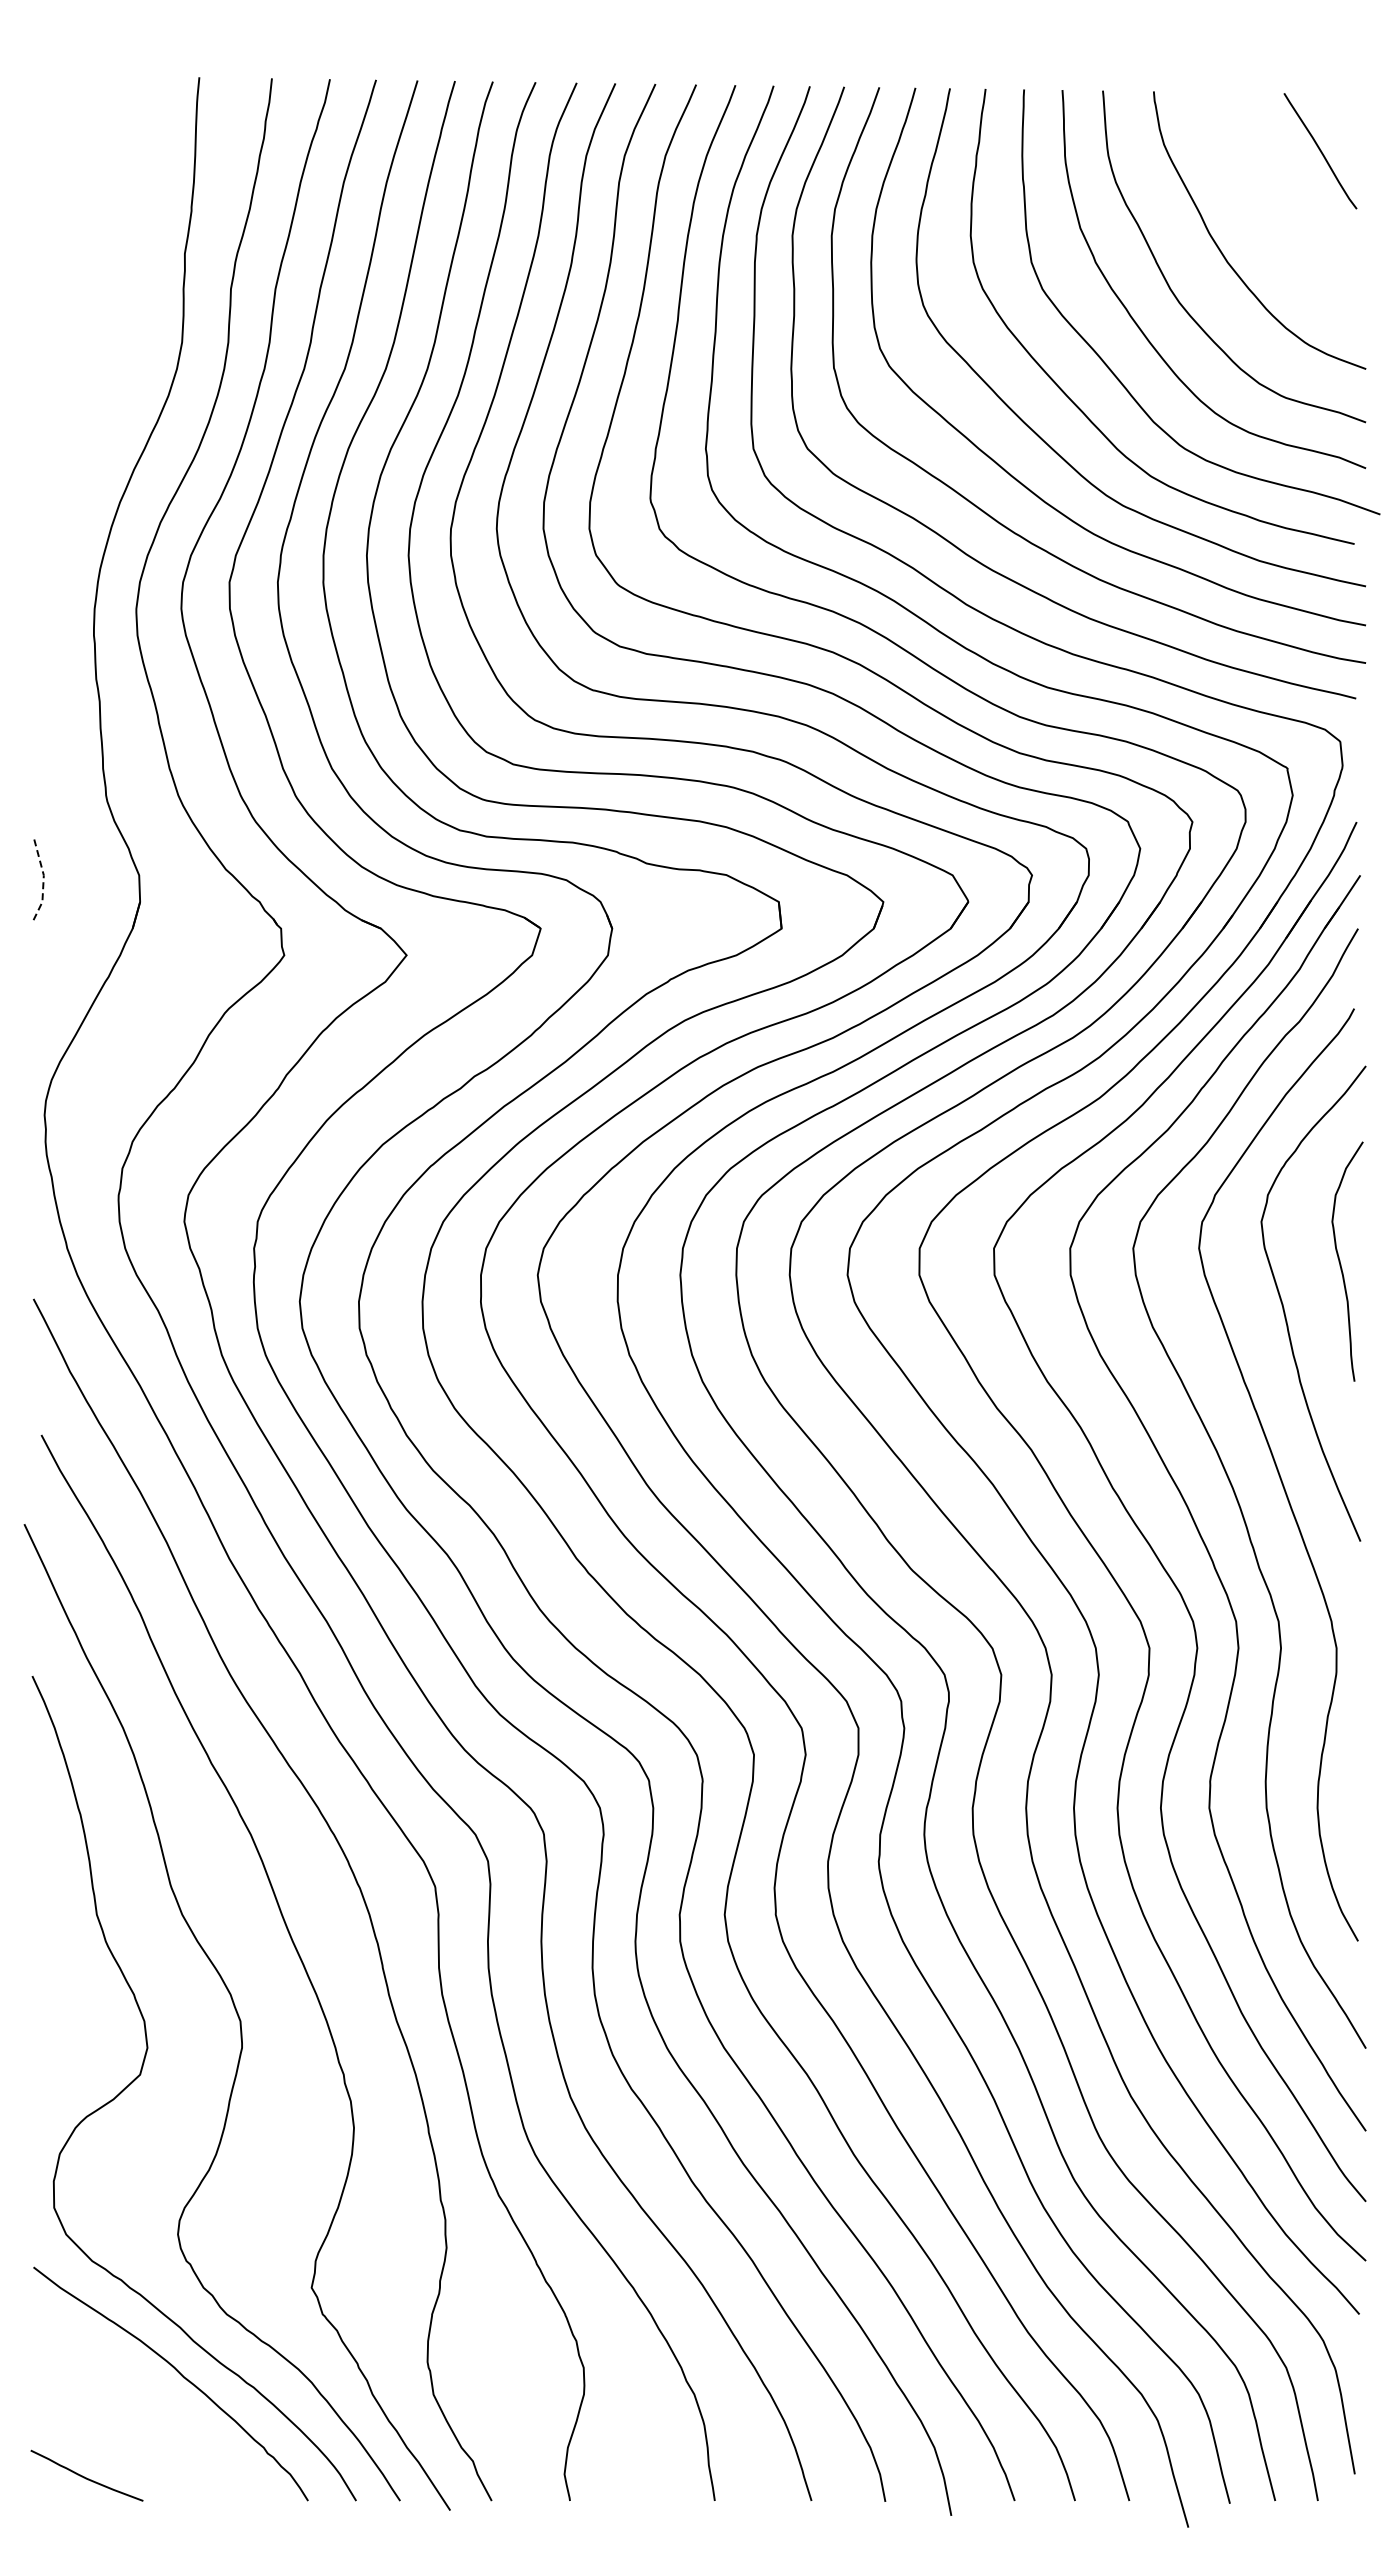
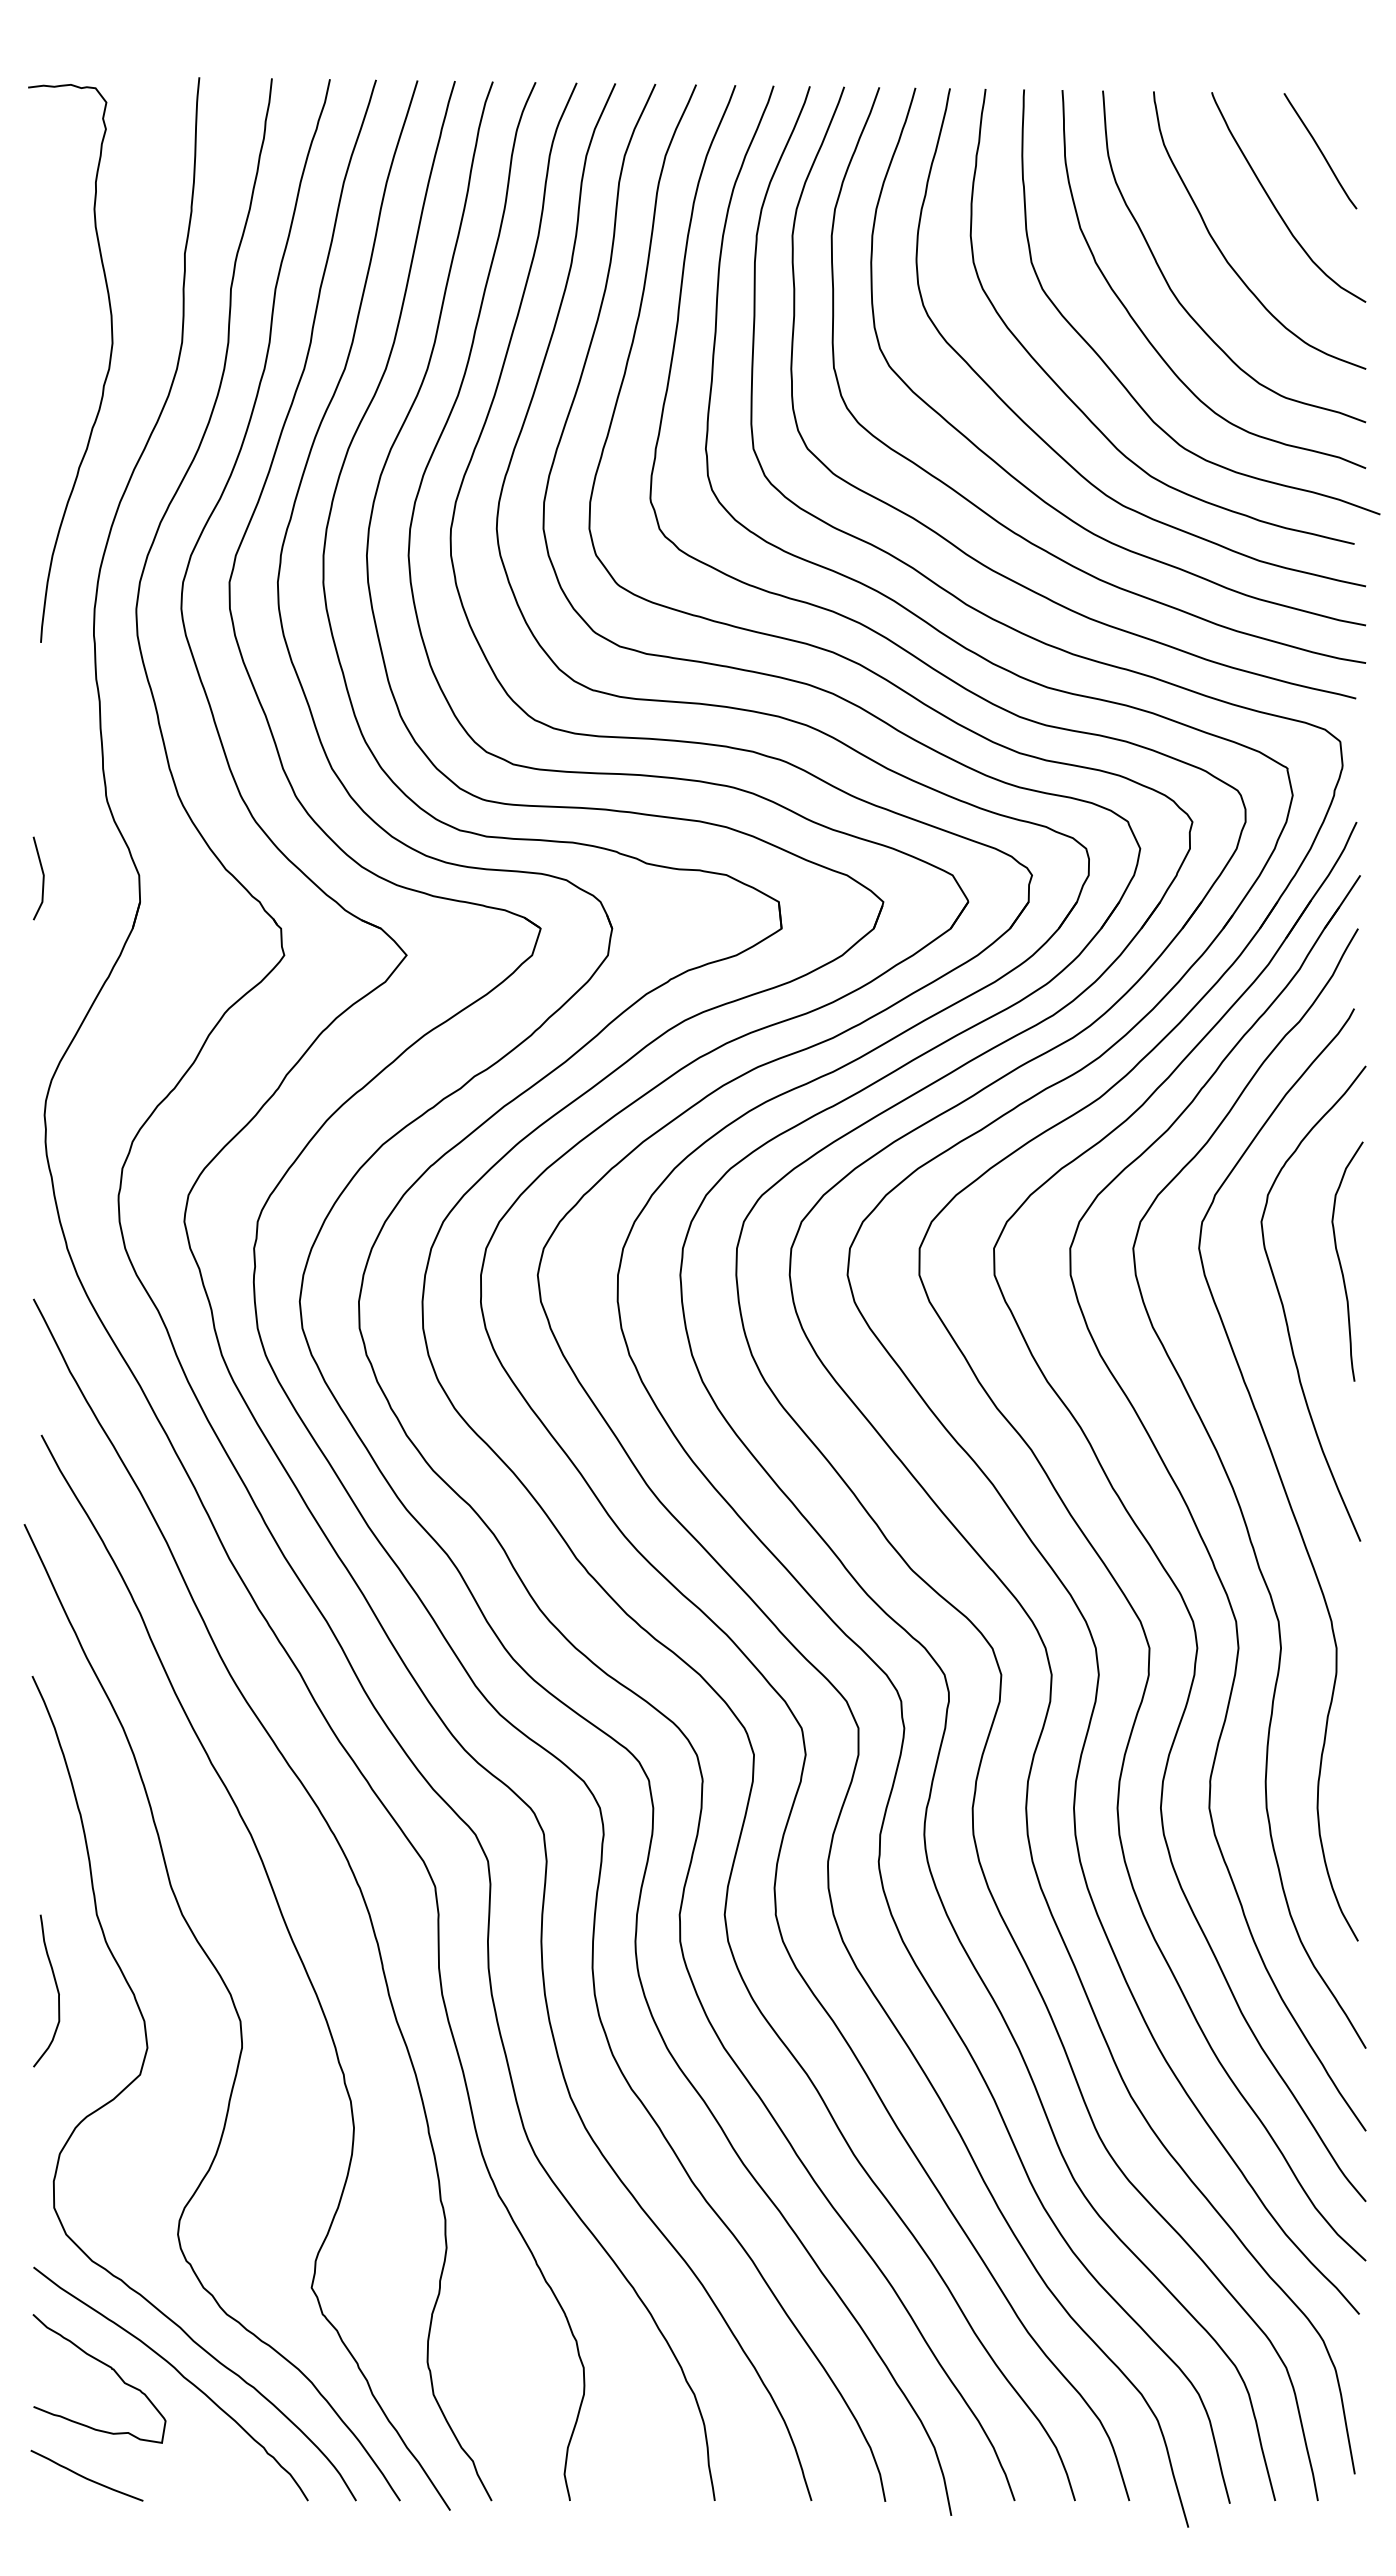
curve: none -> present (1276, 207)
curve: none -> present (105, 376)
line: dashed -> solid (43, 879)
curve: none -> present (56, 1989)
curve: none -> present (108, 2367)
